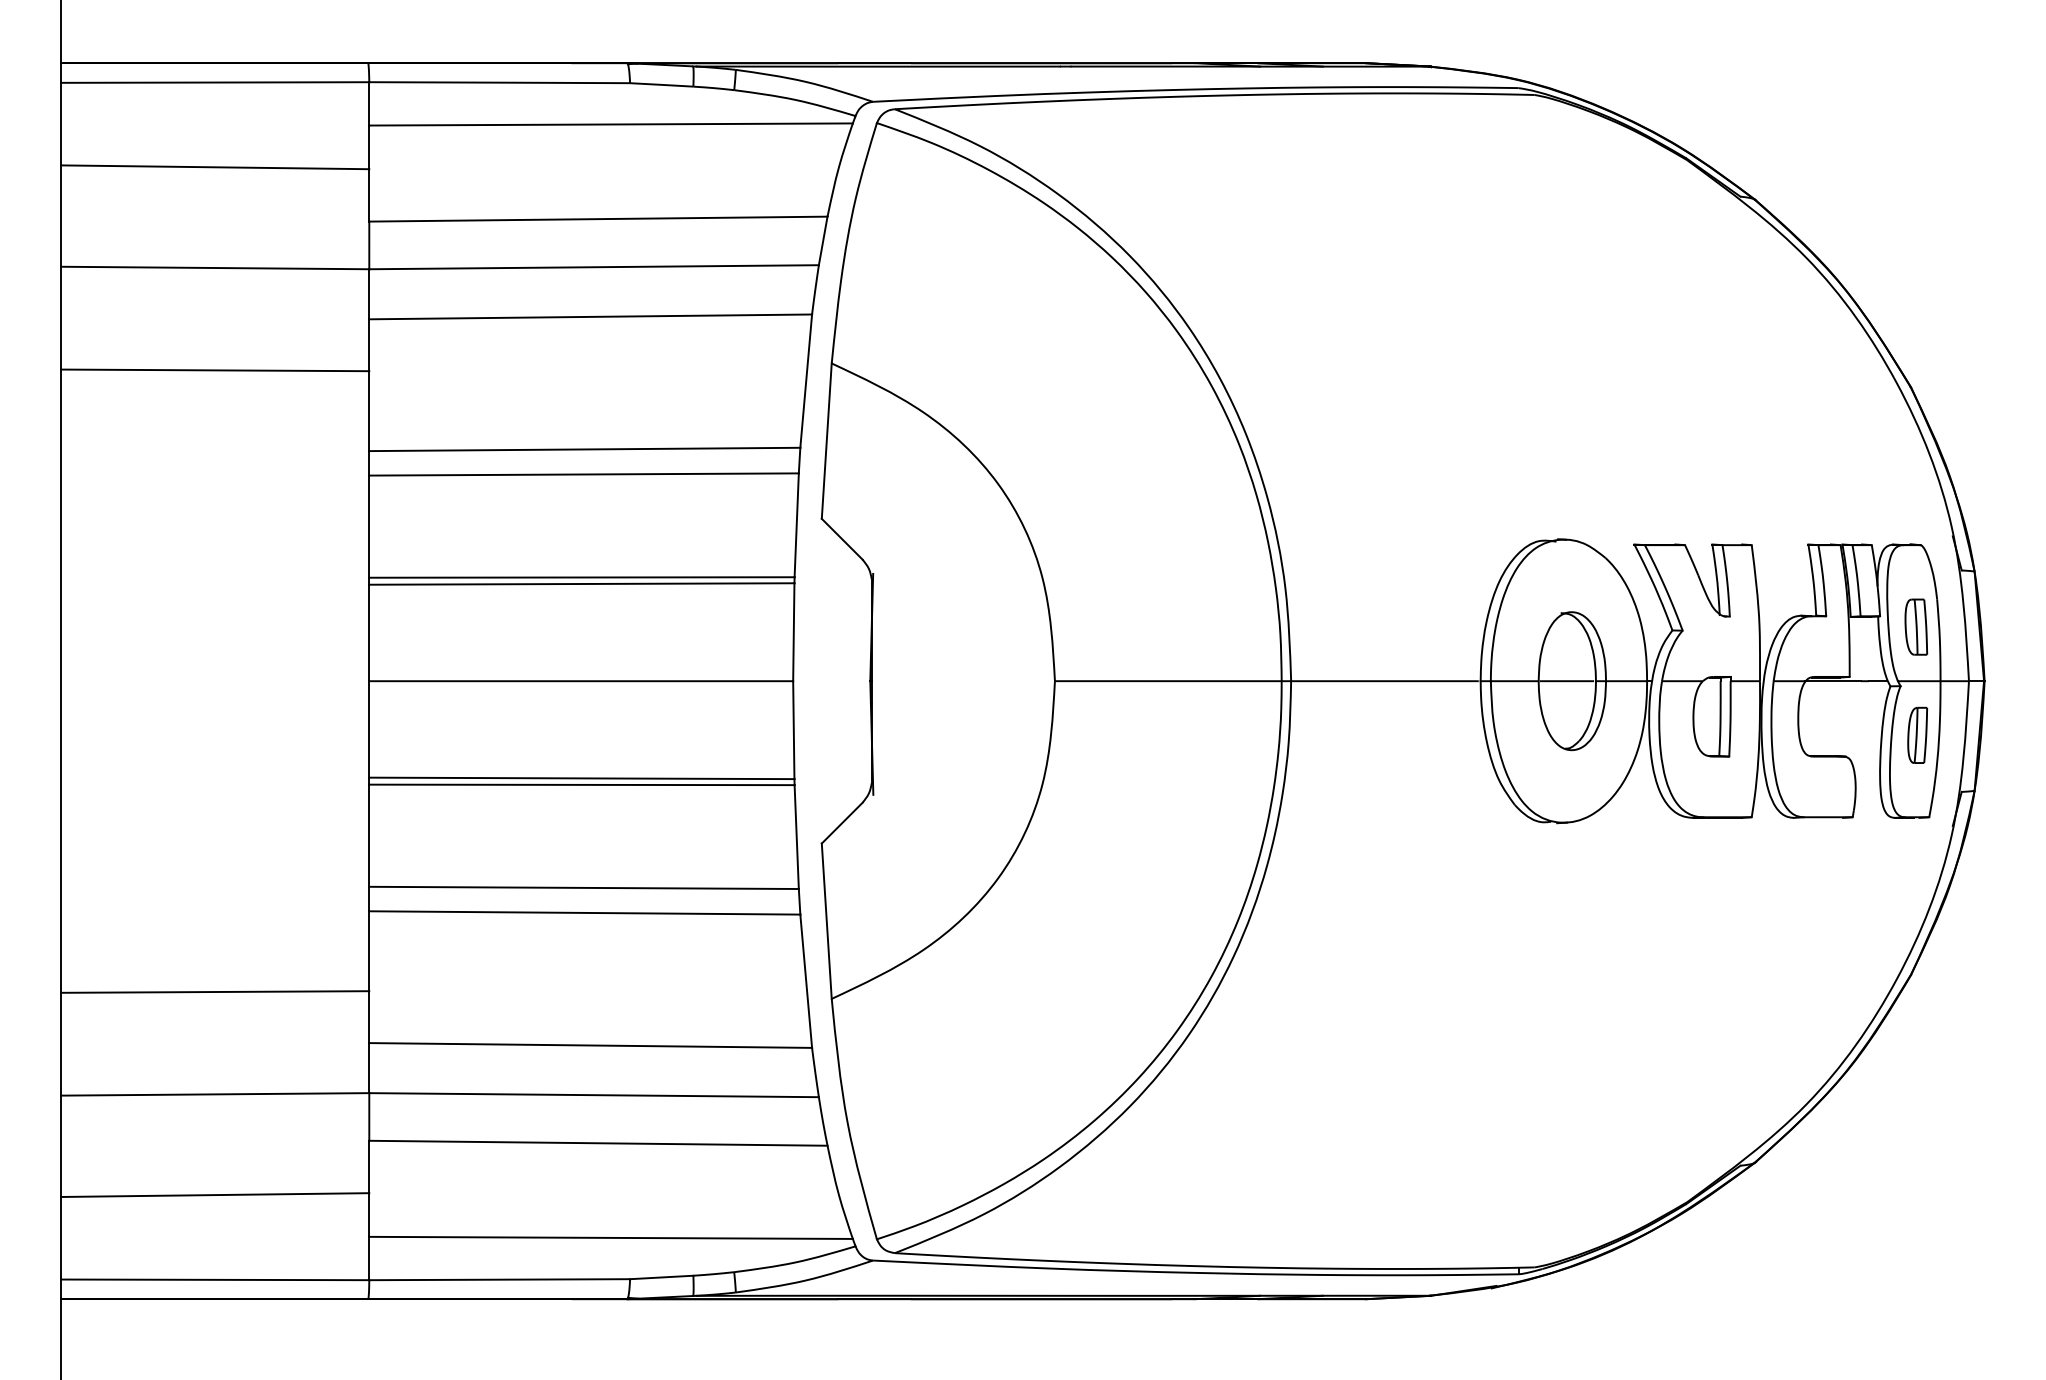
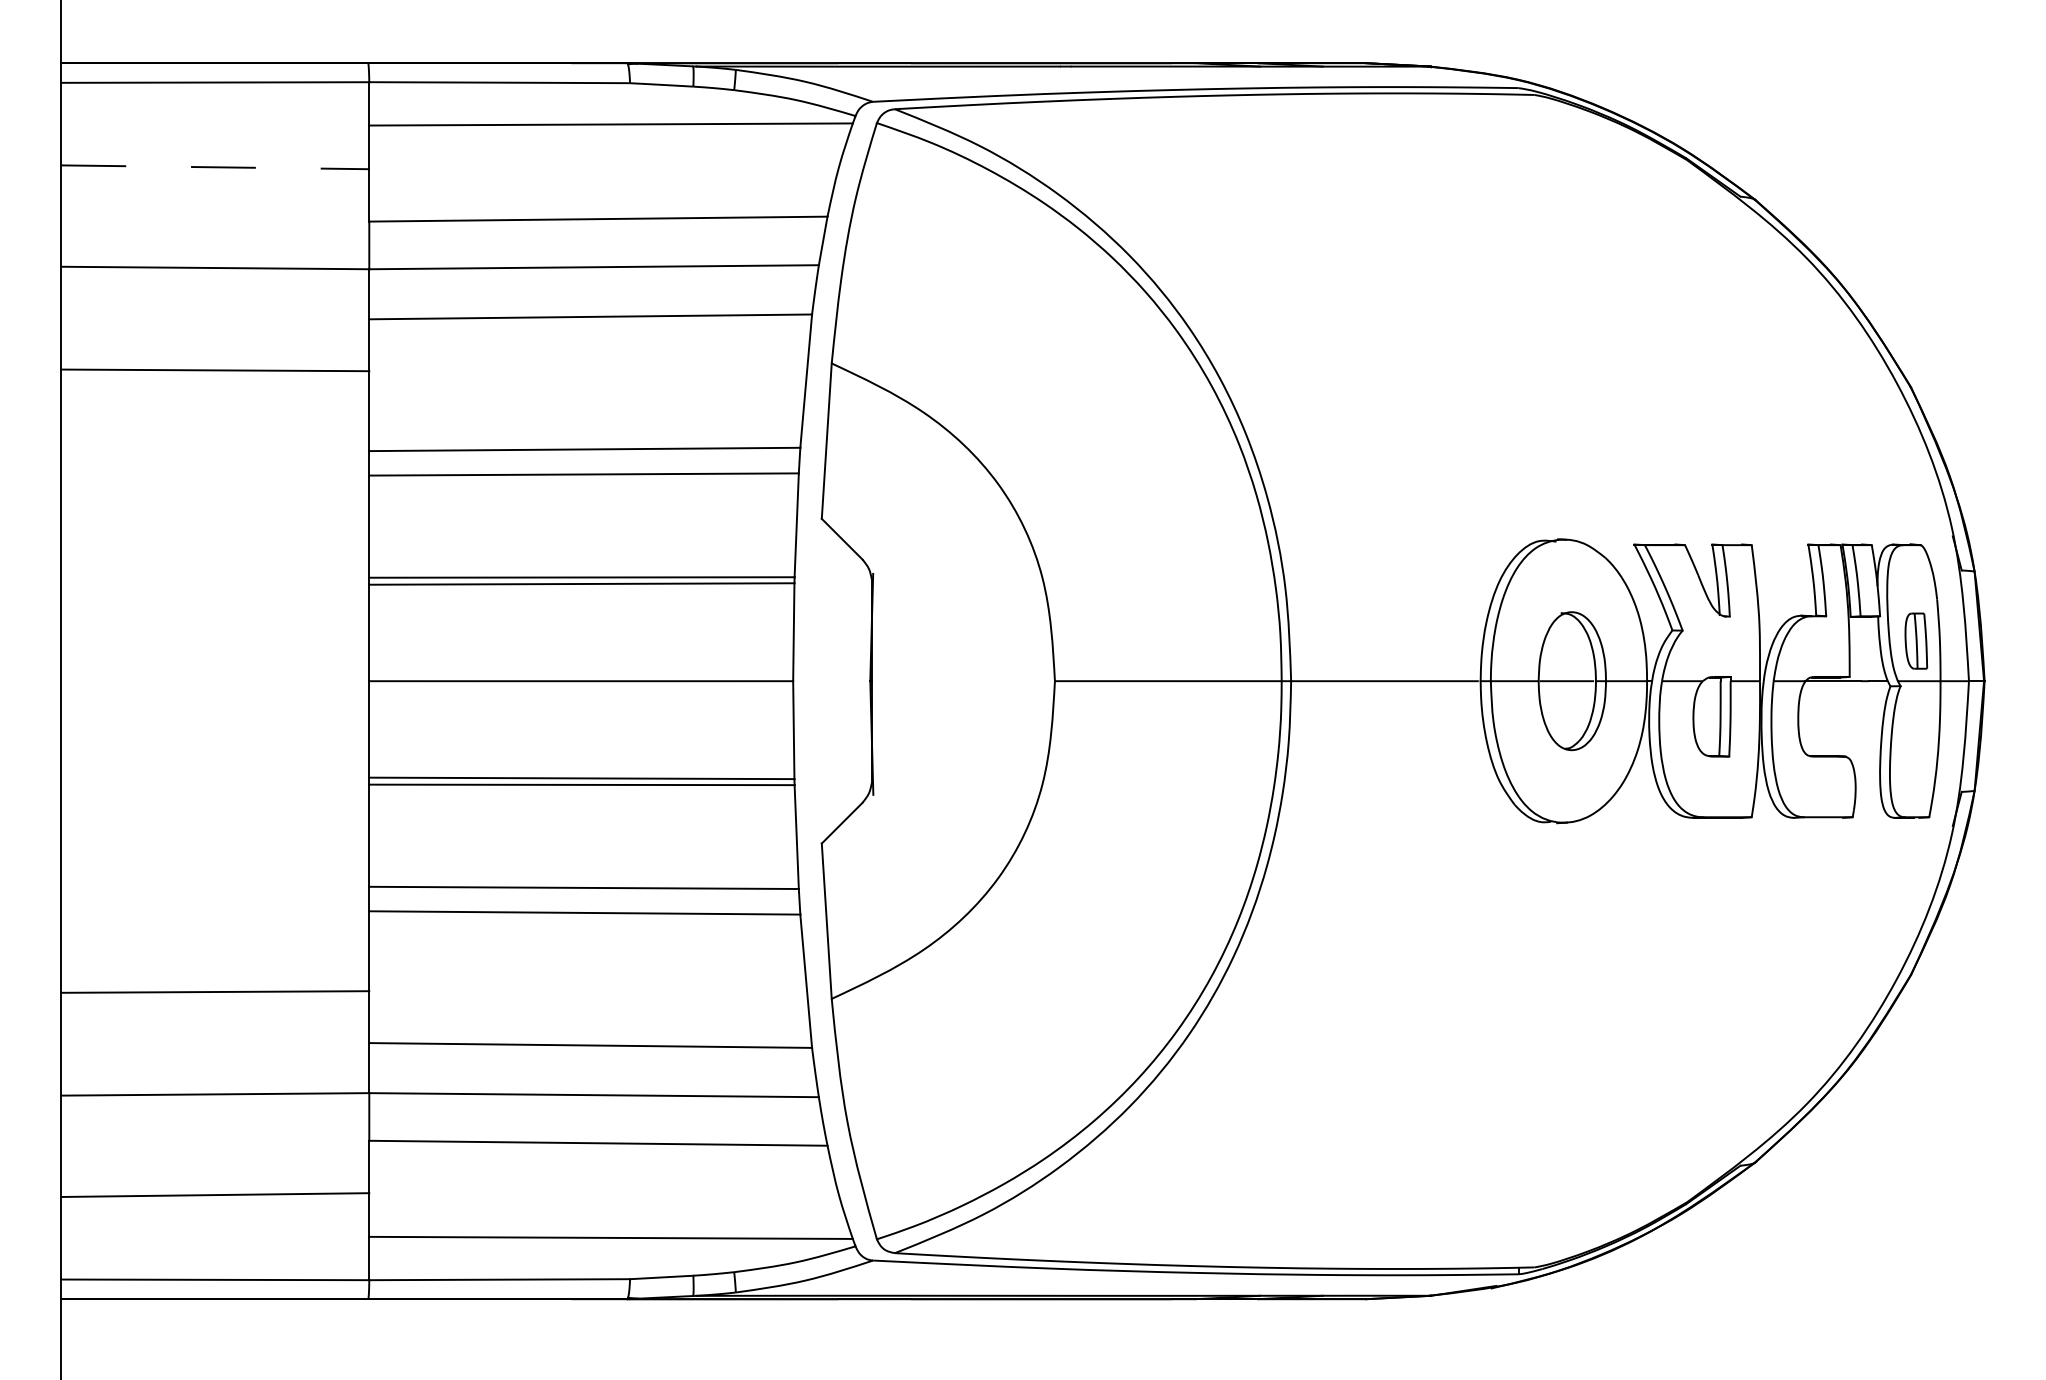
line: solid -> dashed (215, 167)
part position: (1916, 626) -> (1916, 640) (1916, 640)
part: present -> none (1917, 734)
